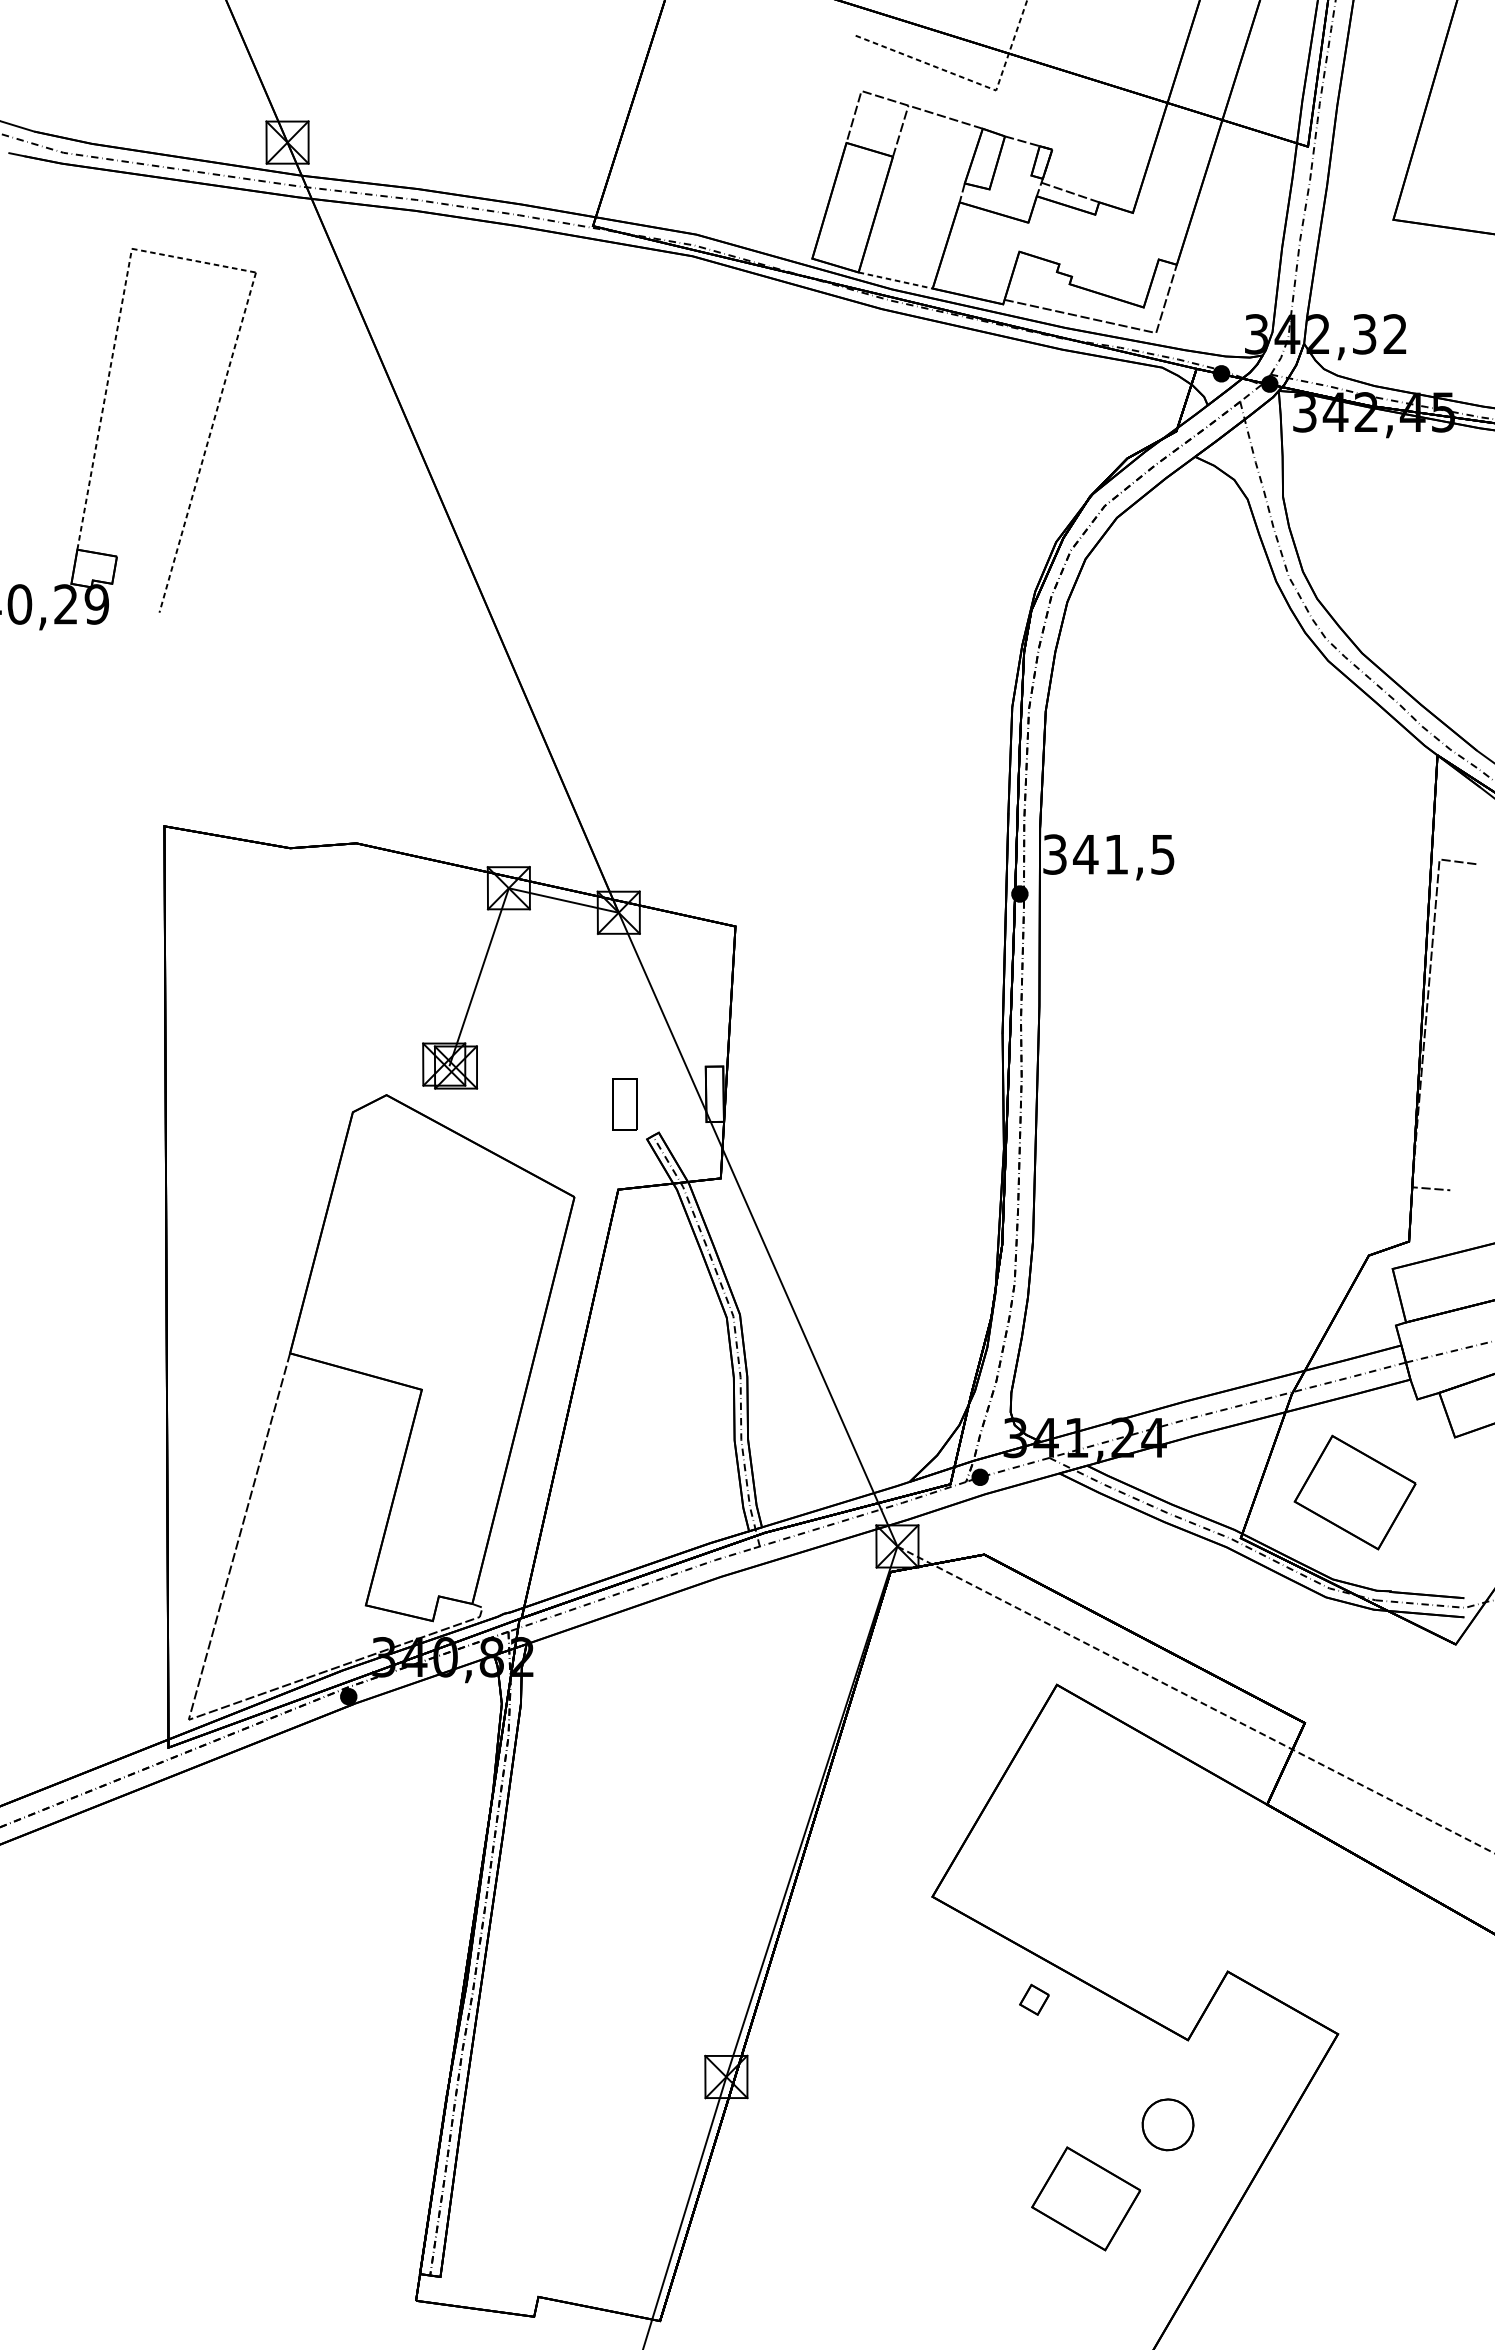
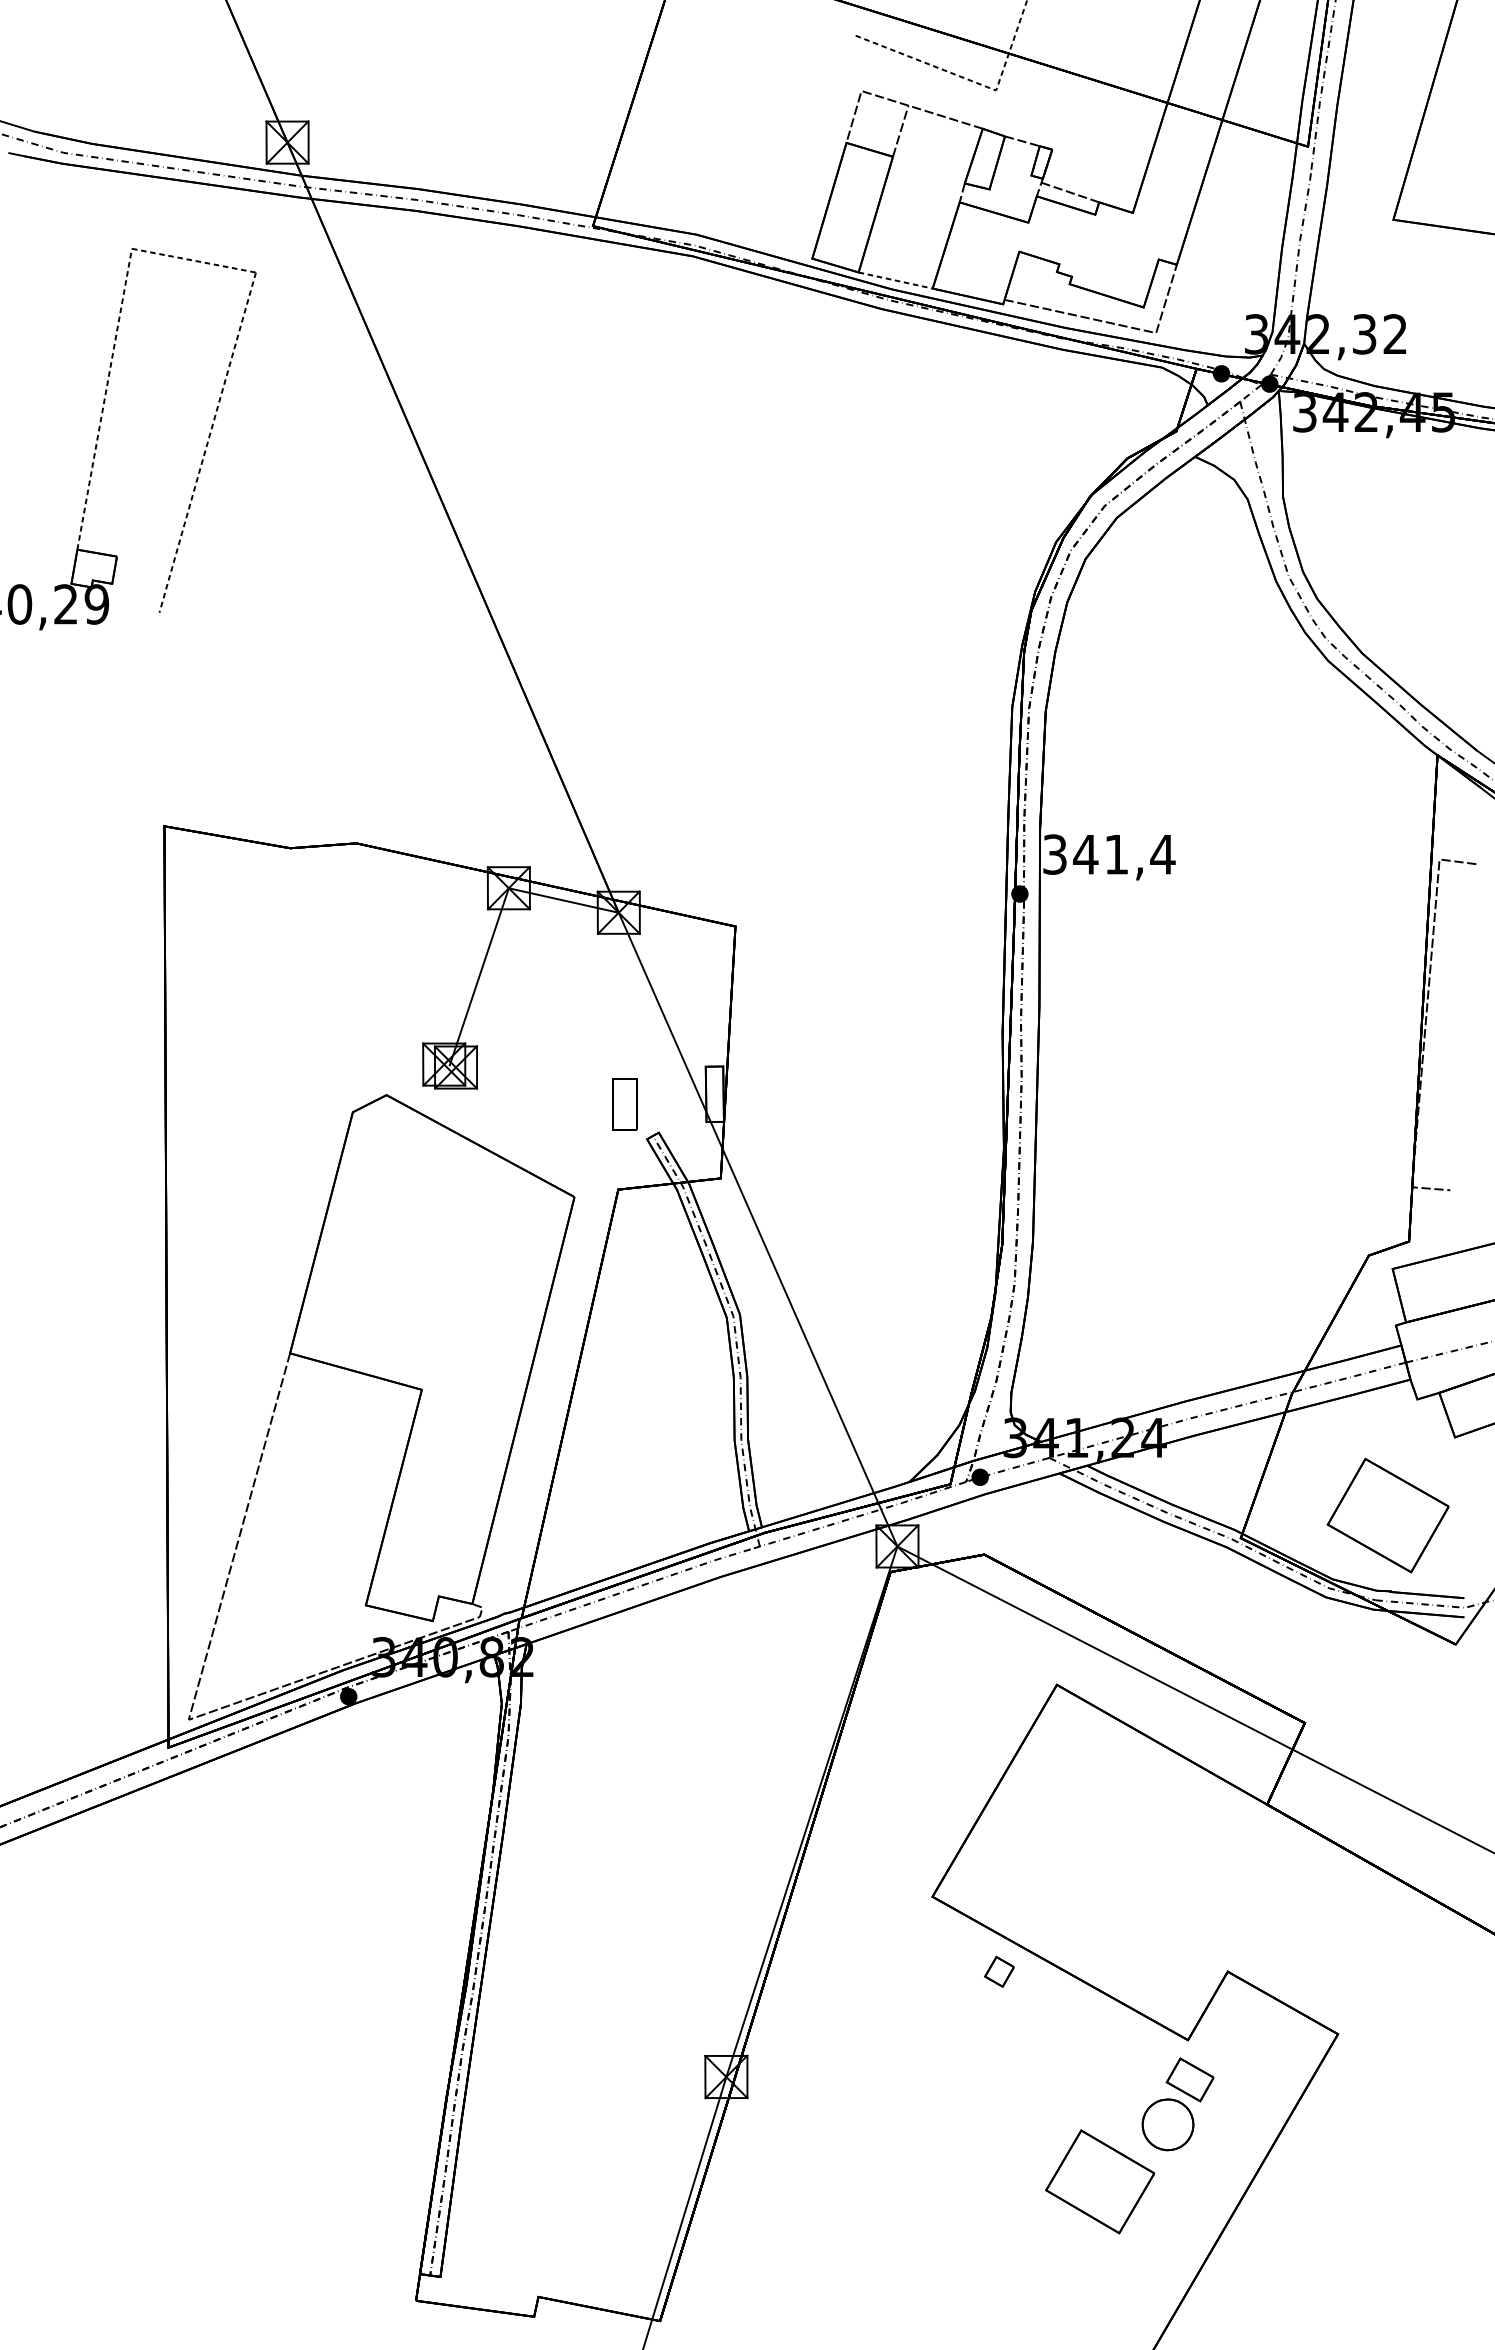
text: 341,5 -> 341,4 (1162, 854)
part position: (1354, 1492) -> (1387, 1515) (1387, 1515)
line: dashed -> solid (1196, 1700)
part position: (1034, 1999) -> (999, 1971) (999, 1971)
part: none -> present (1189, 2079)
part position: (1085, 2198) -> (1099, 2181) (1099, 2181)
